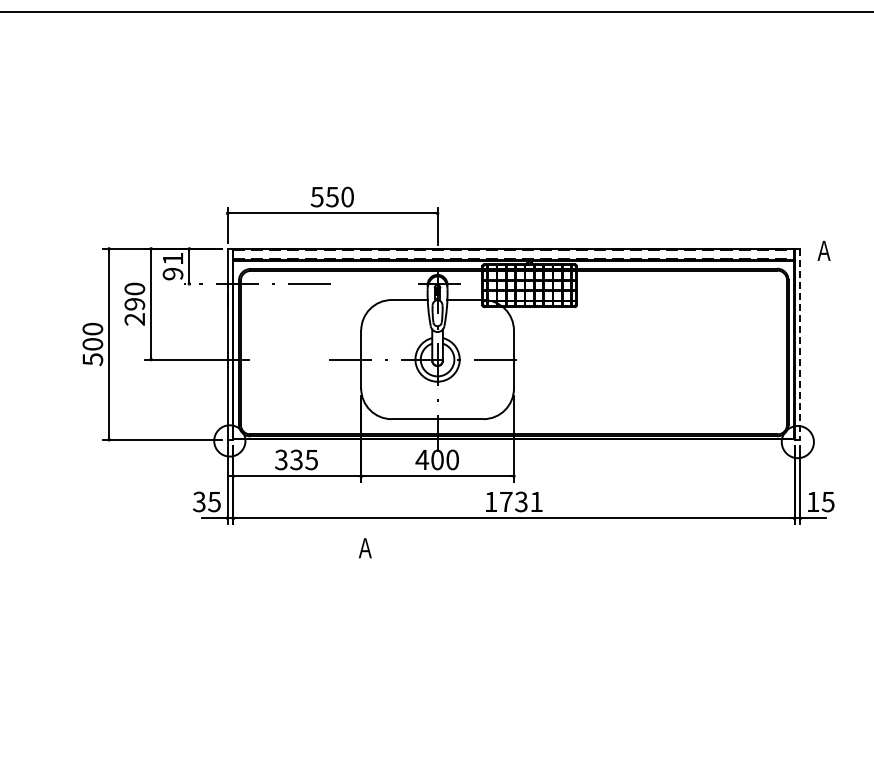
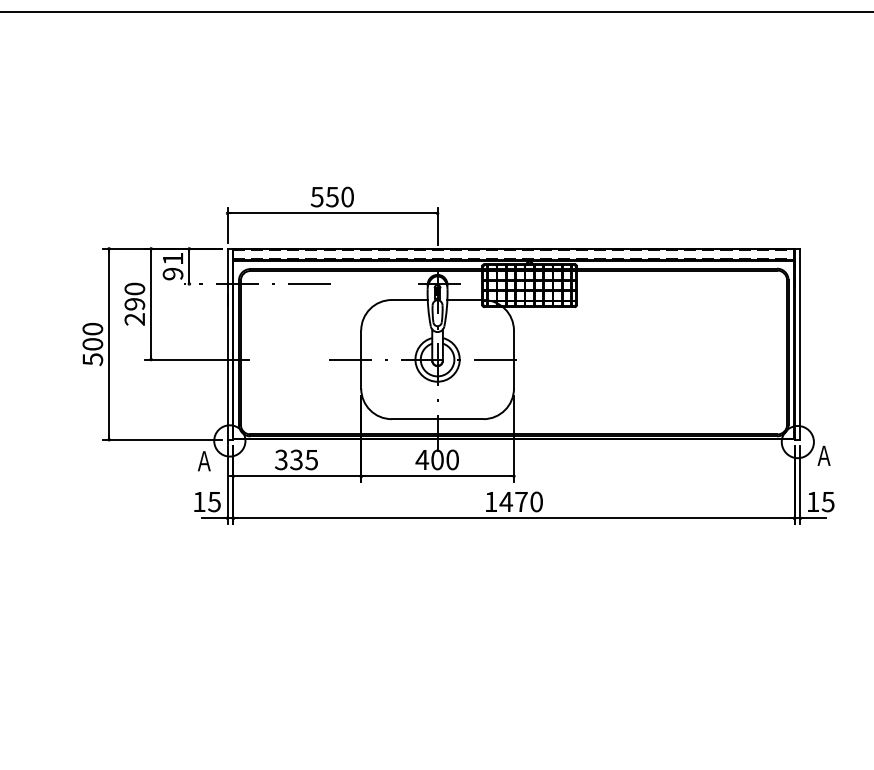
text position: (823, 250) -> (823, 455) (823, 455)
line: dashed -> solid (800, 344)
text: 35 -> 15 (199, 501)
text: 1731 -> 1470 (520, 501)
text position: (365, 548) -> (204, 461) (204, 461)
